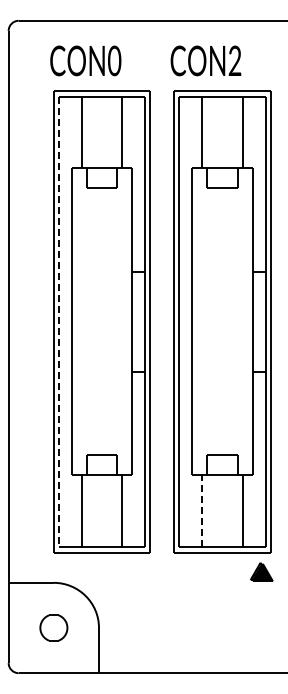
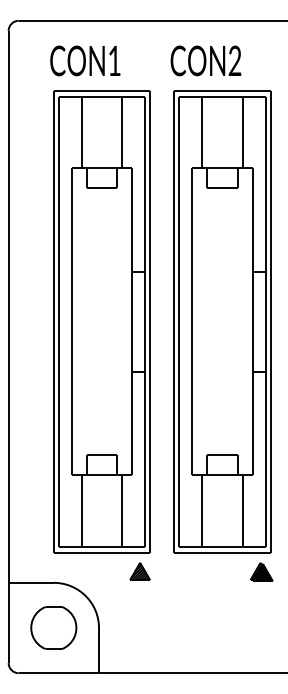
text: CON0 -> CON1 (114, 60)
line: dashed -> solid (58, 322)
line: dashed -> solid (202, 511)
part: none -> present (139, 571)
part size: 30x28 px -> 48x44 px (53, 627)
